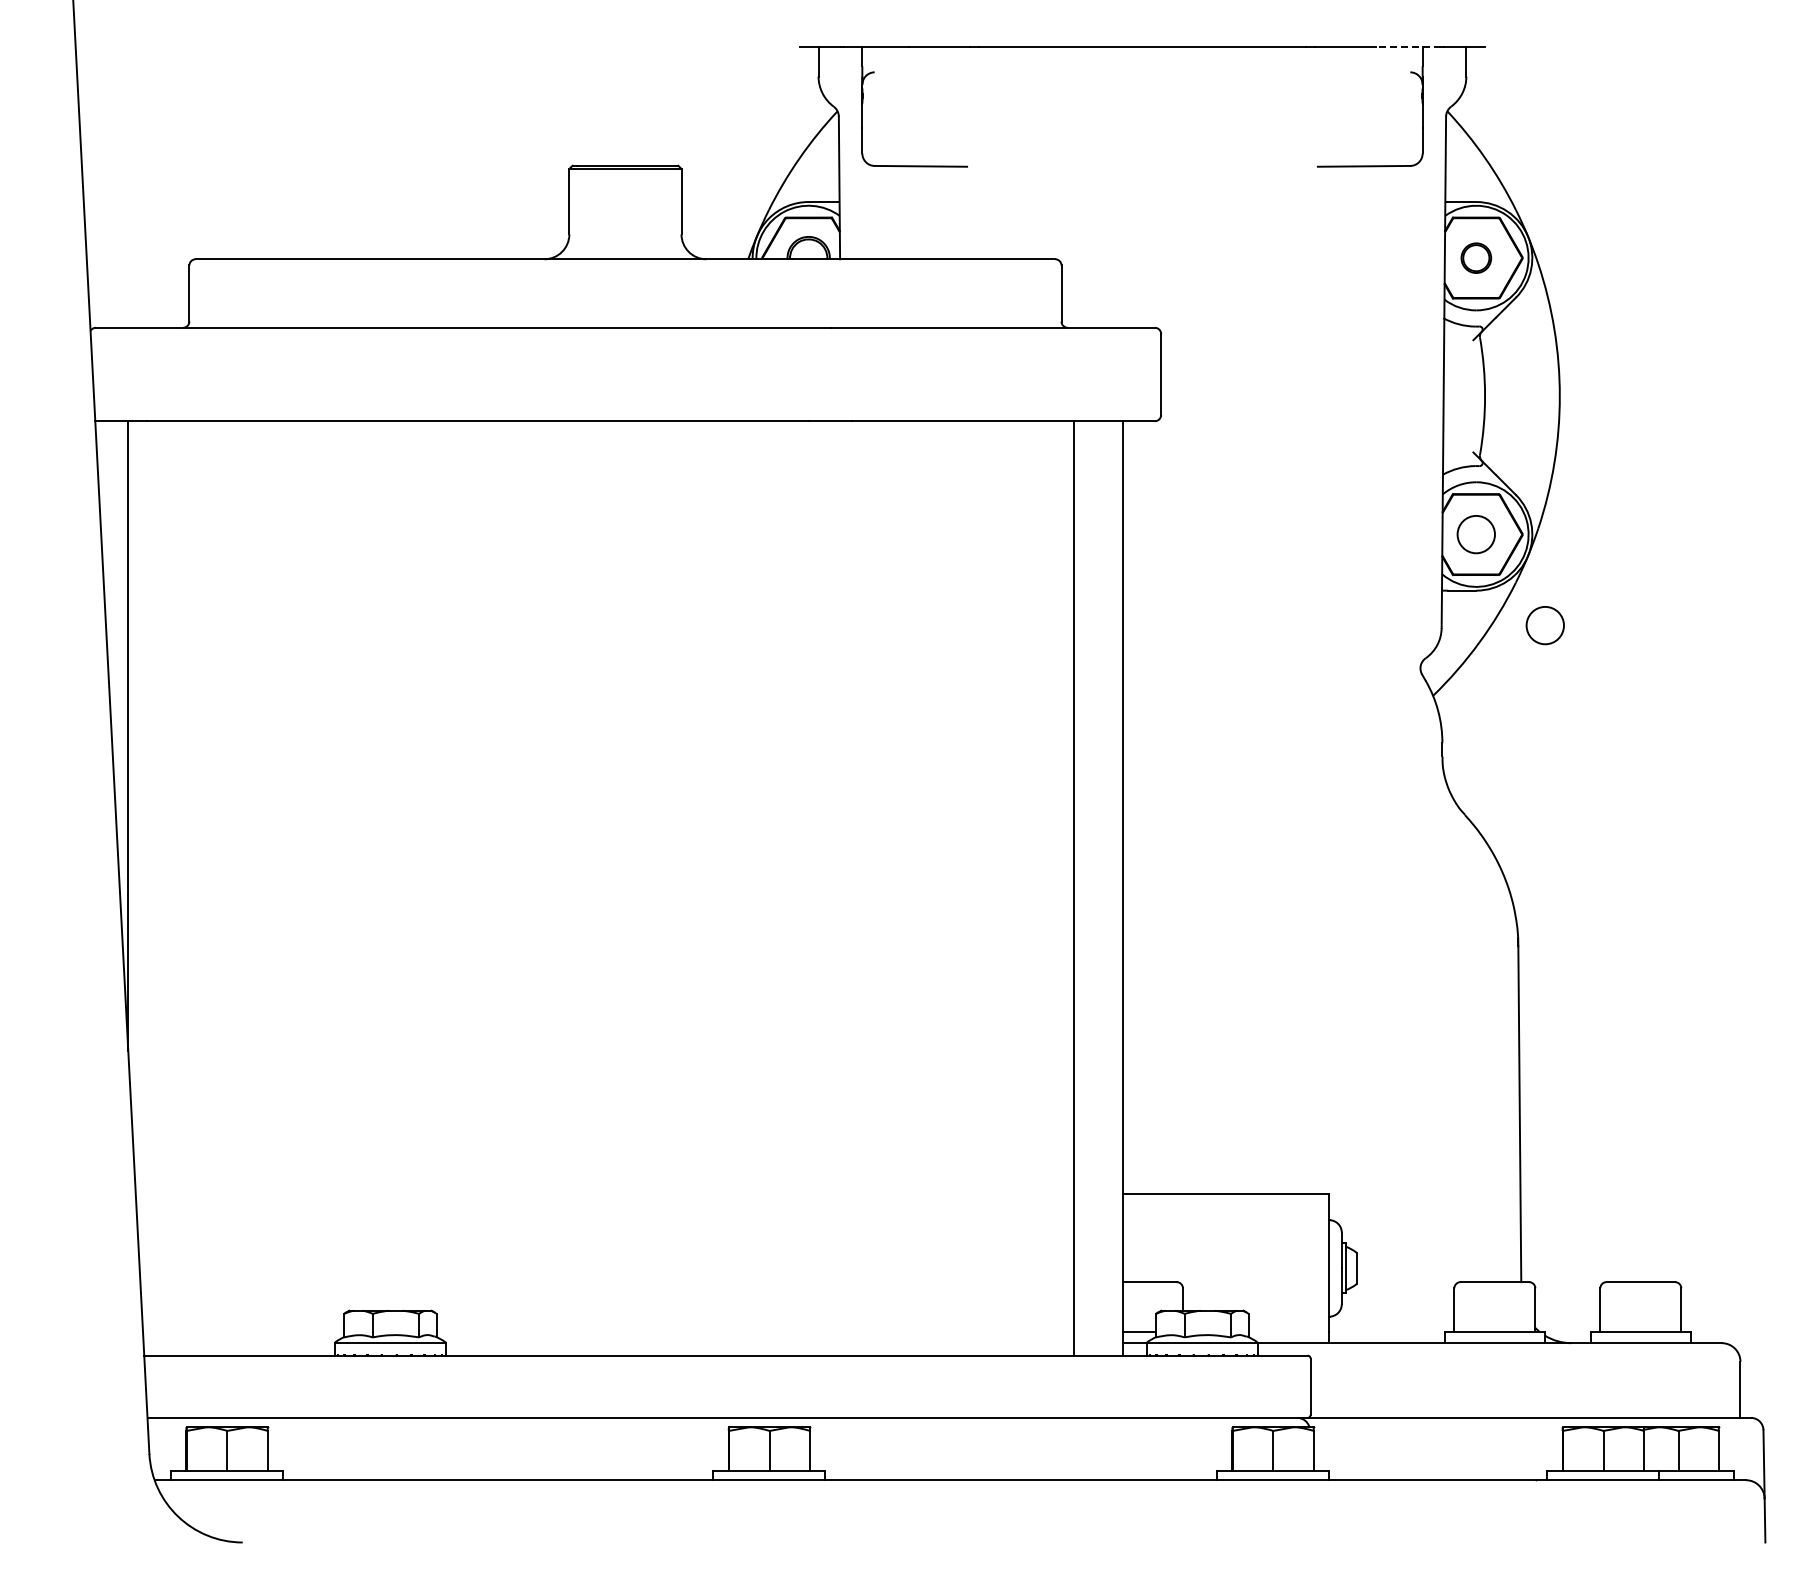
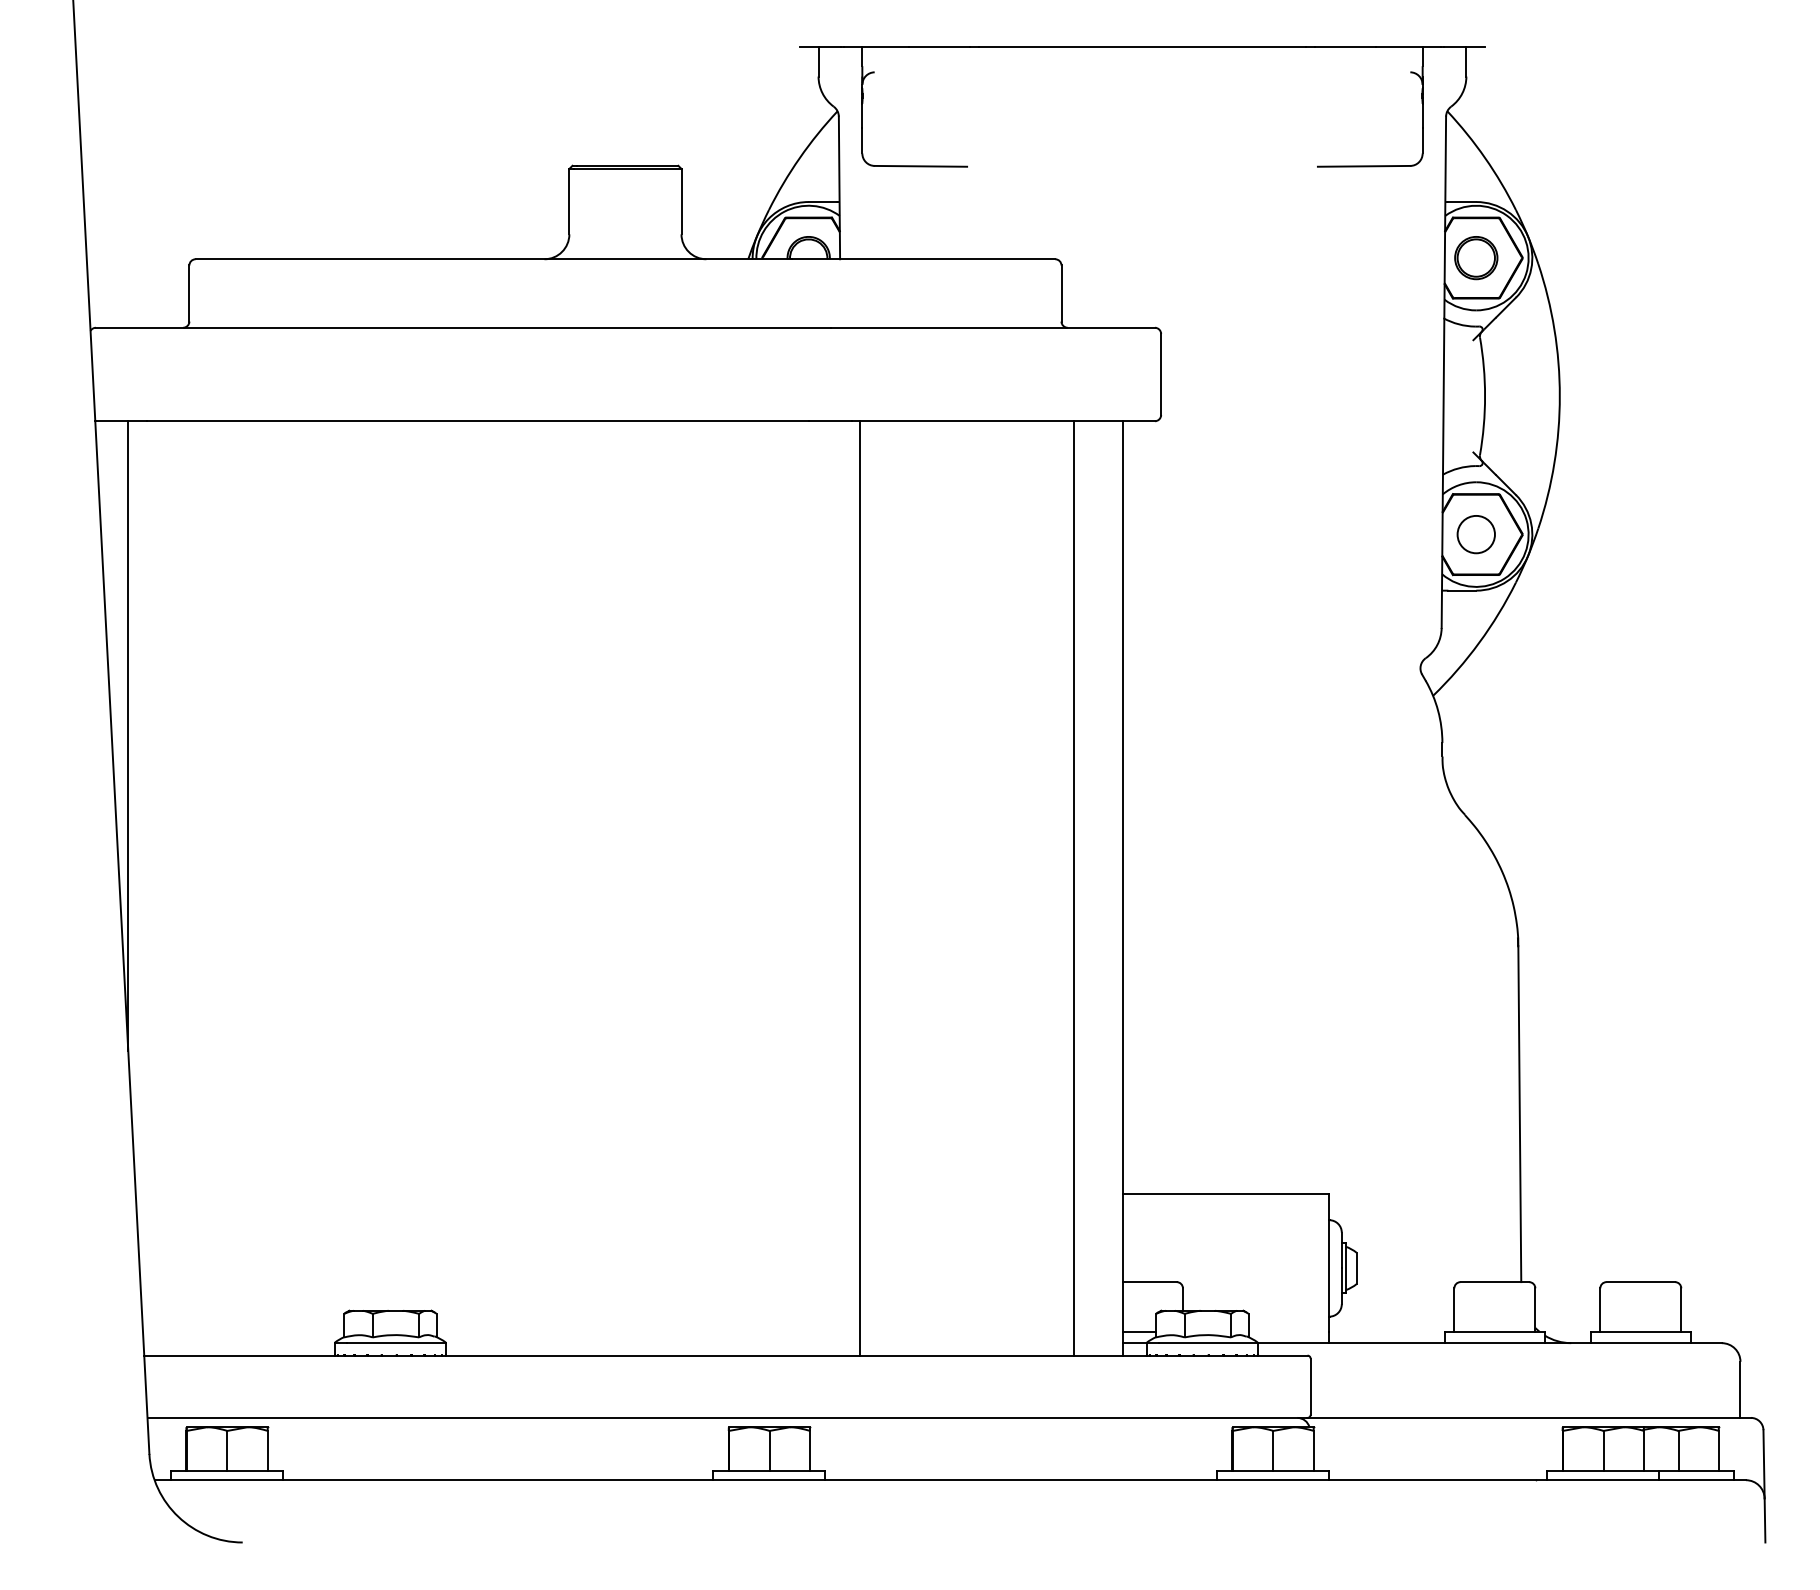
line: dashed -> solid (1408, 47)
part size: 33x32 px -> 45x45 px (1476, 258)
circle: present -> none (1544, 625)
line: none -> present (860, 888)
